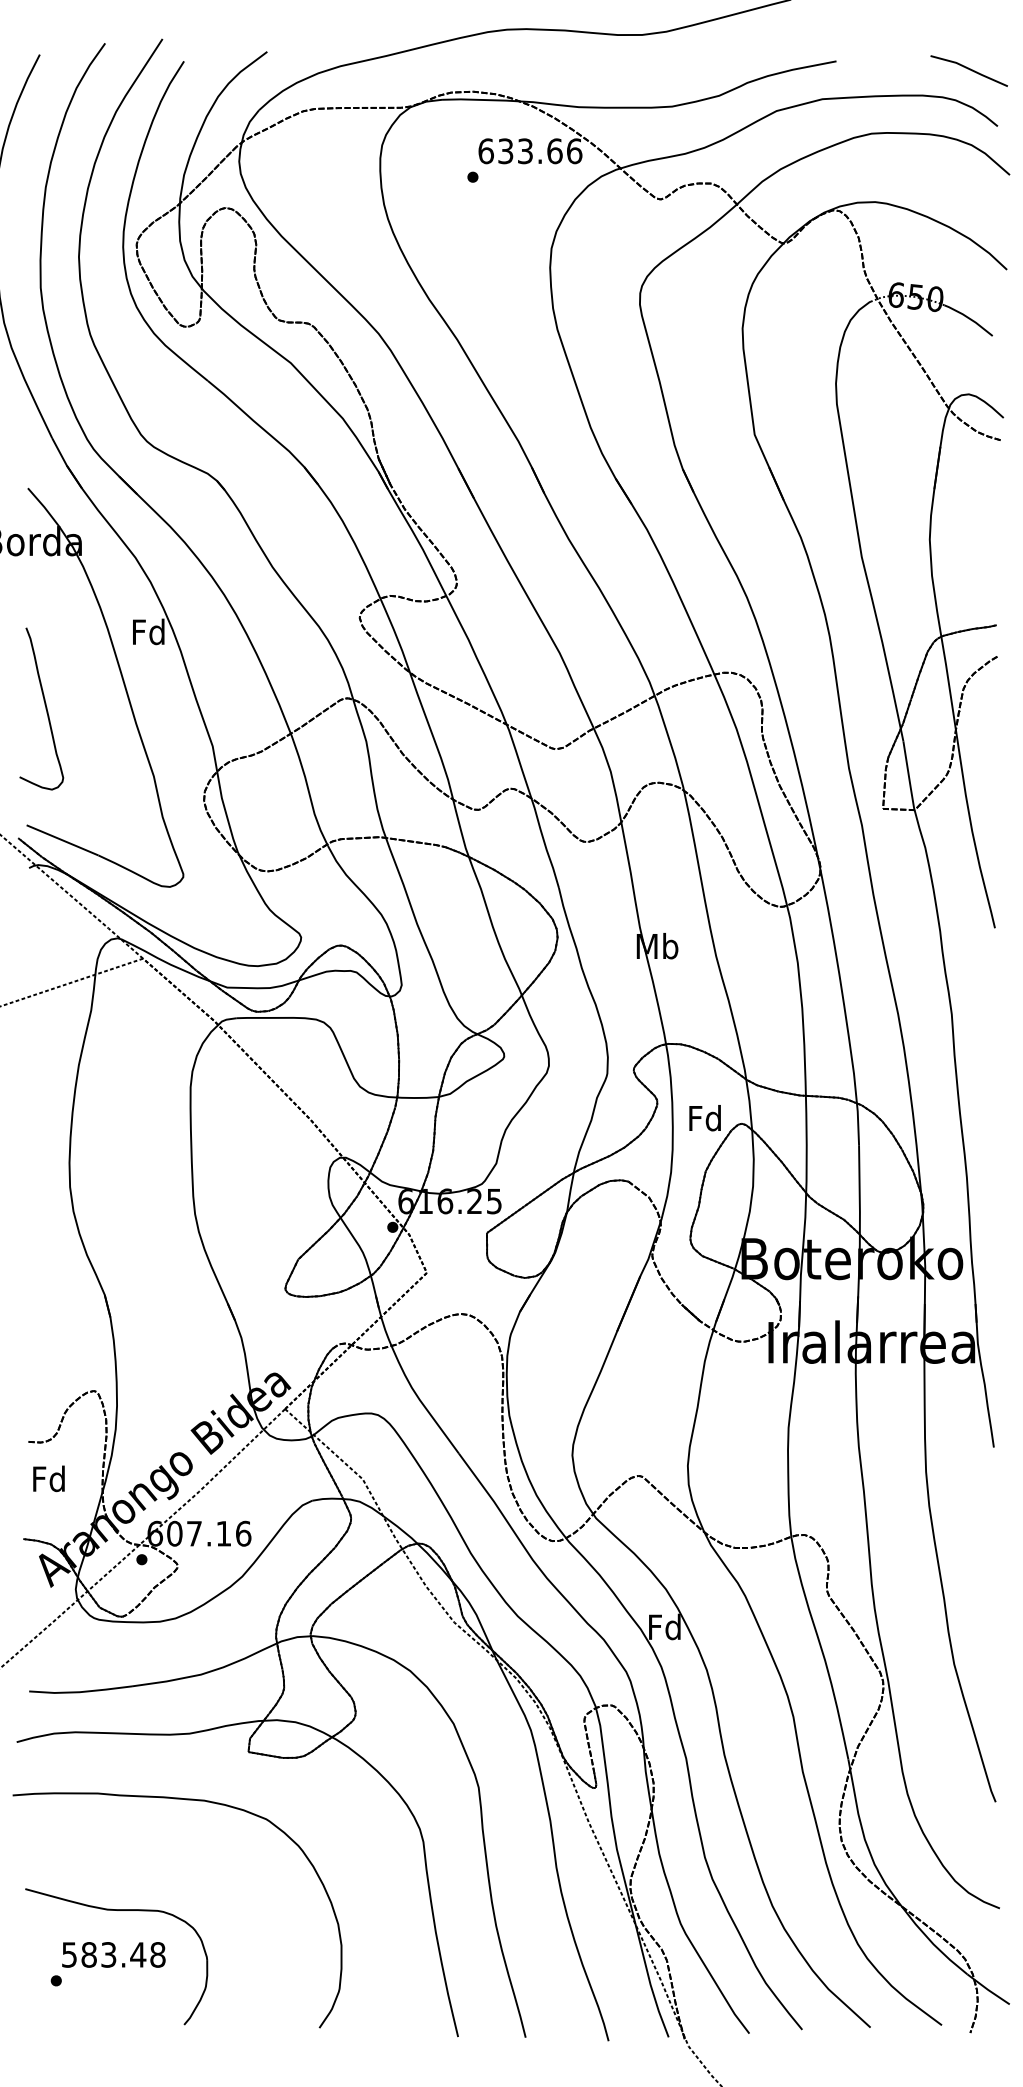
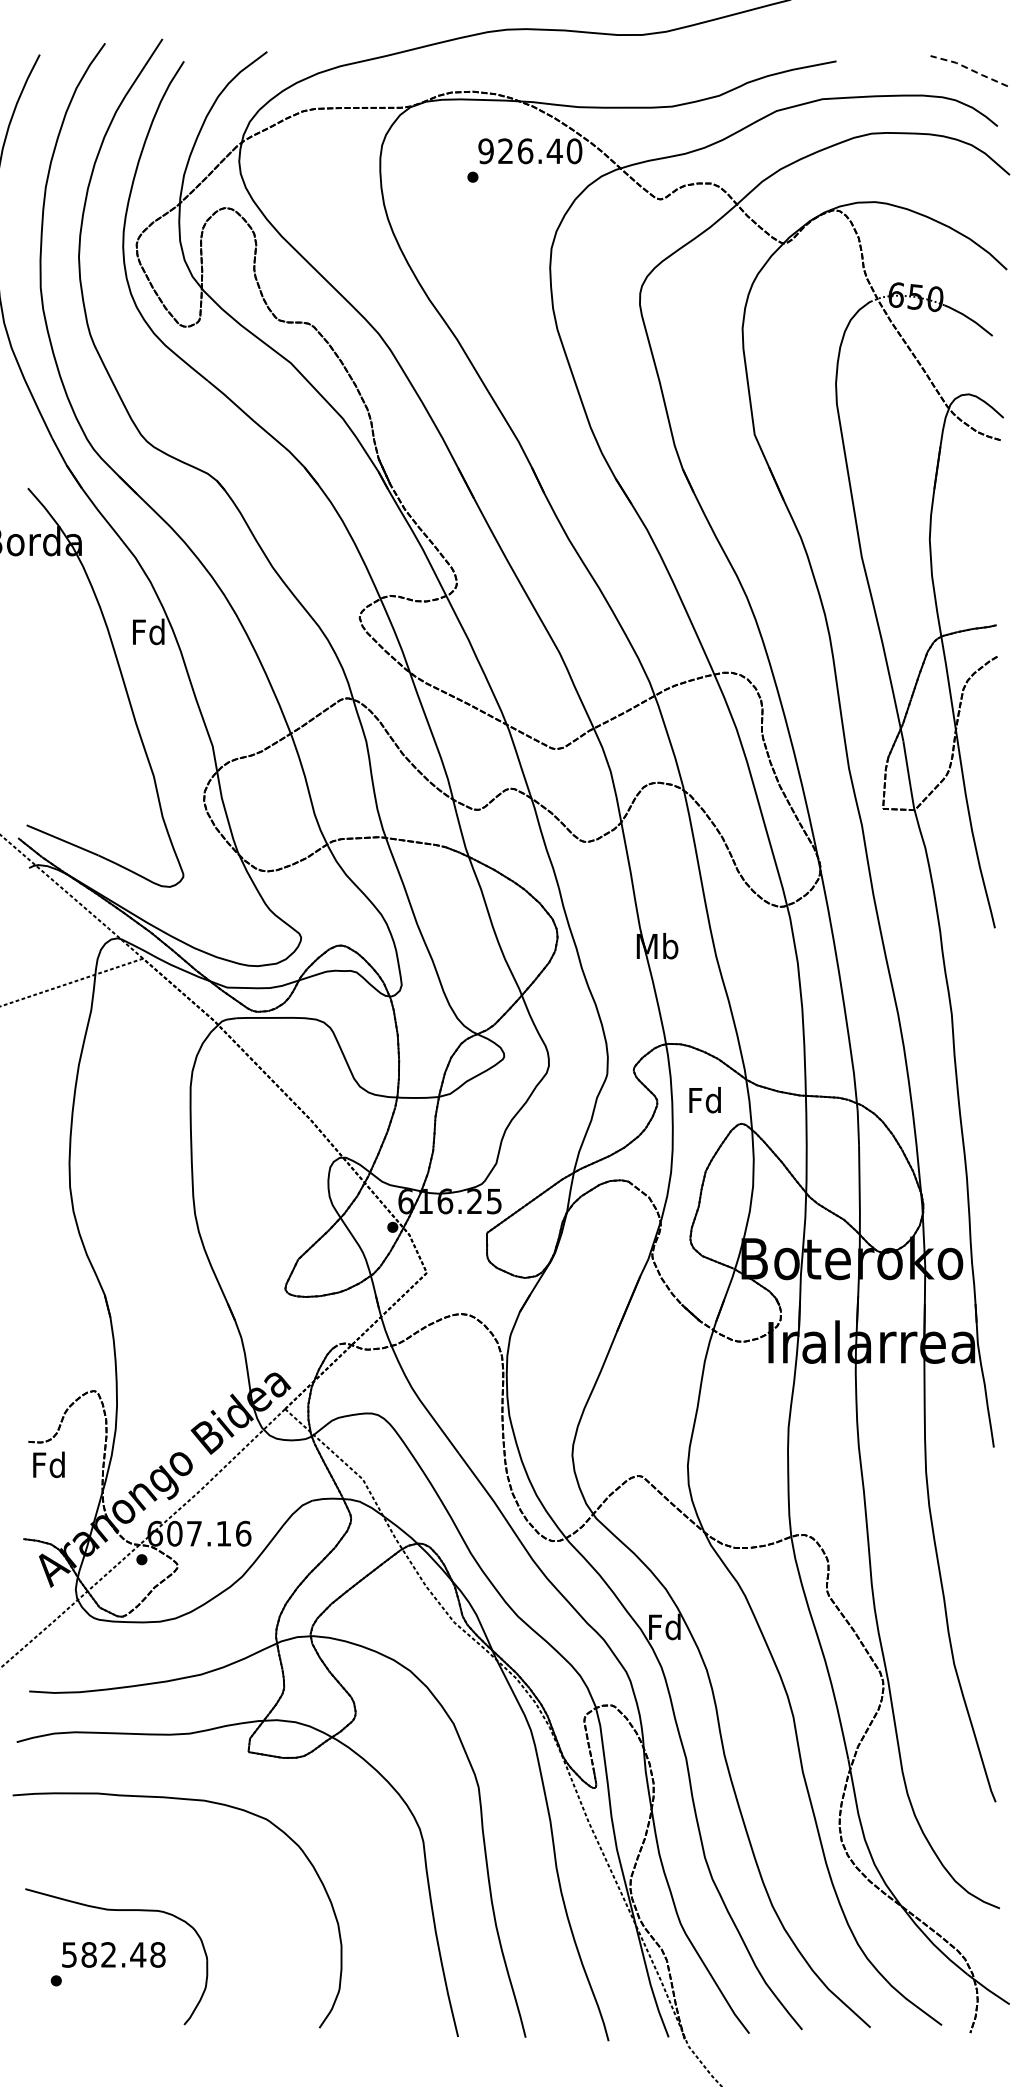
line: solid -> dashed (969, 69)
text: 633.66 -> 926.40 (530, 151)
curve: present -> none (45, 708)
text position: (704, 1118) -> (704, 1100) (704, 1100)
text position: (48, 1478) -> (48, 1464) (48, 1464)
text: 583.48 -> 582.48 (108, 1954)
